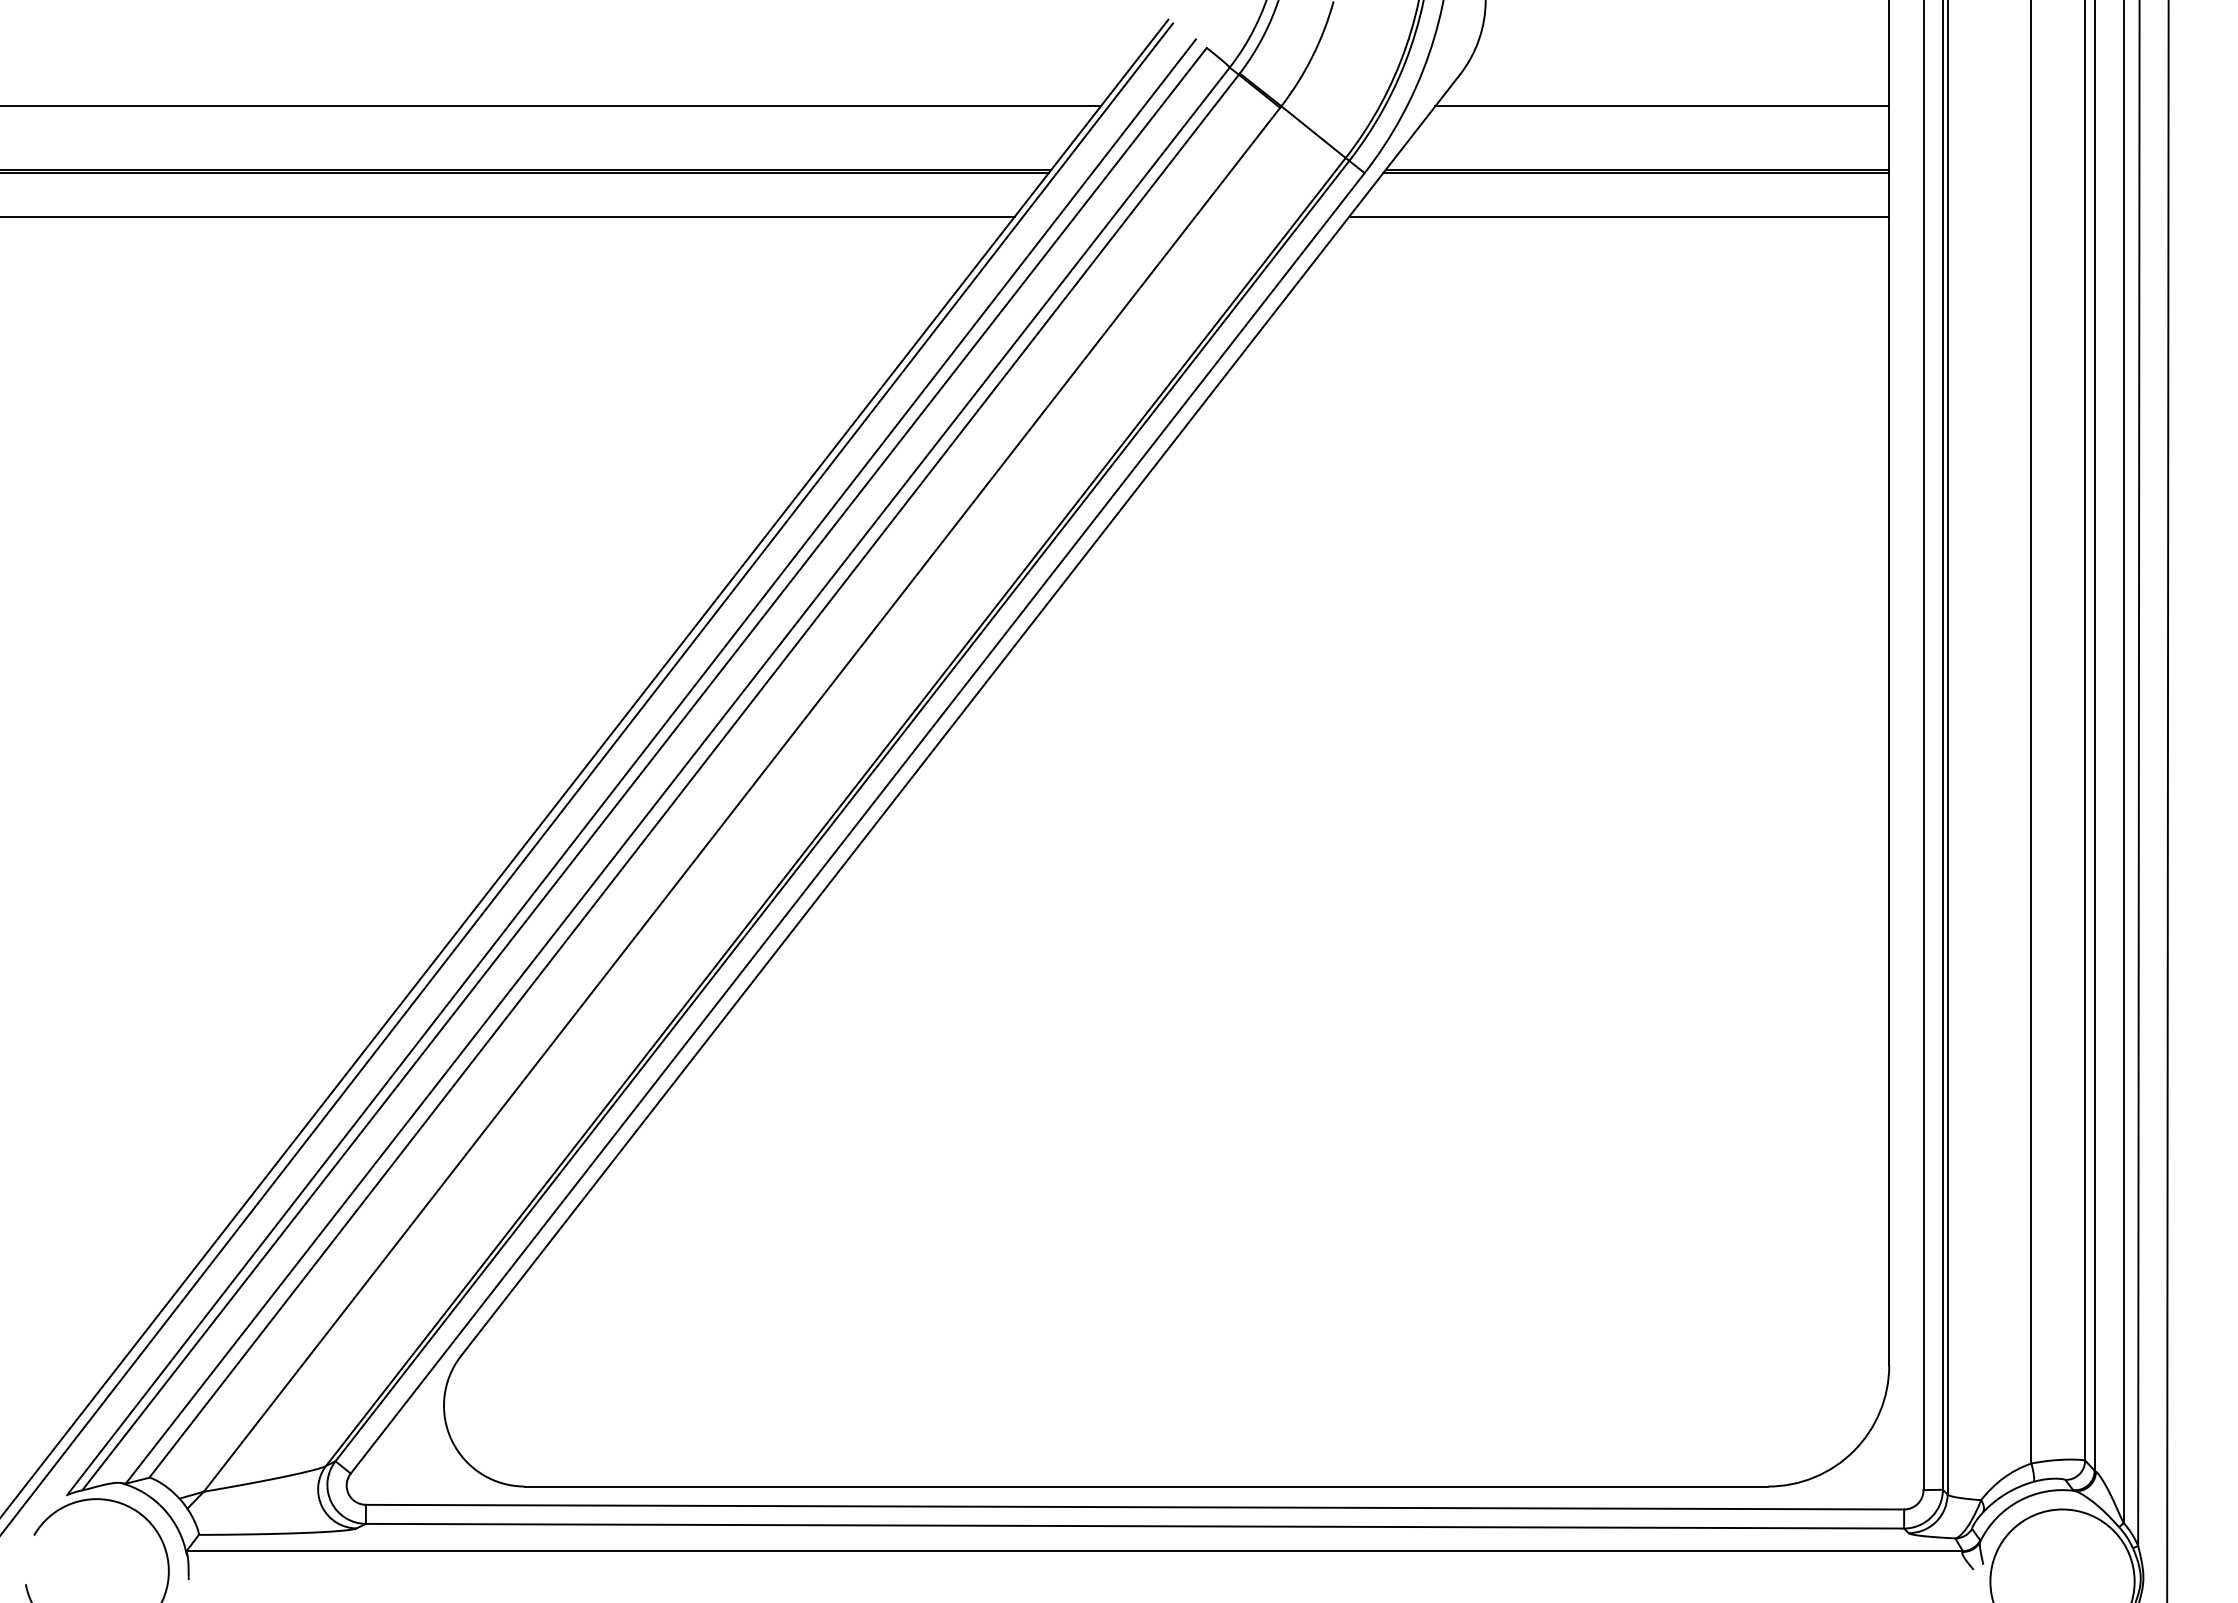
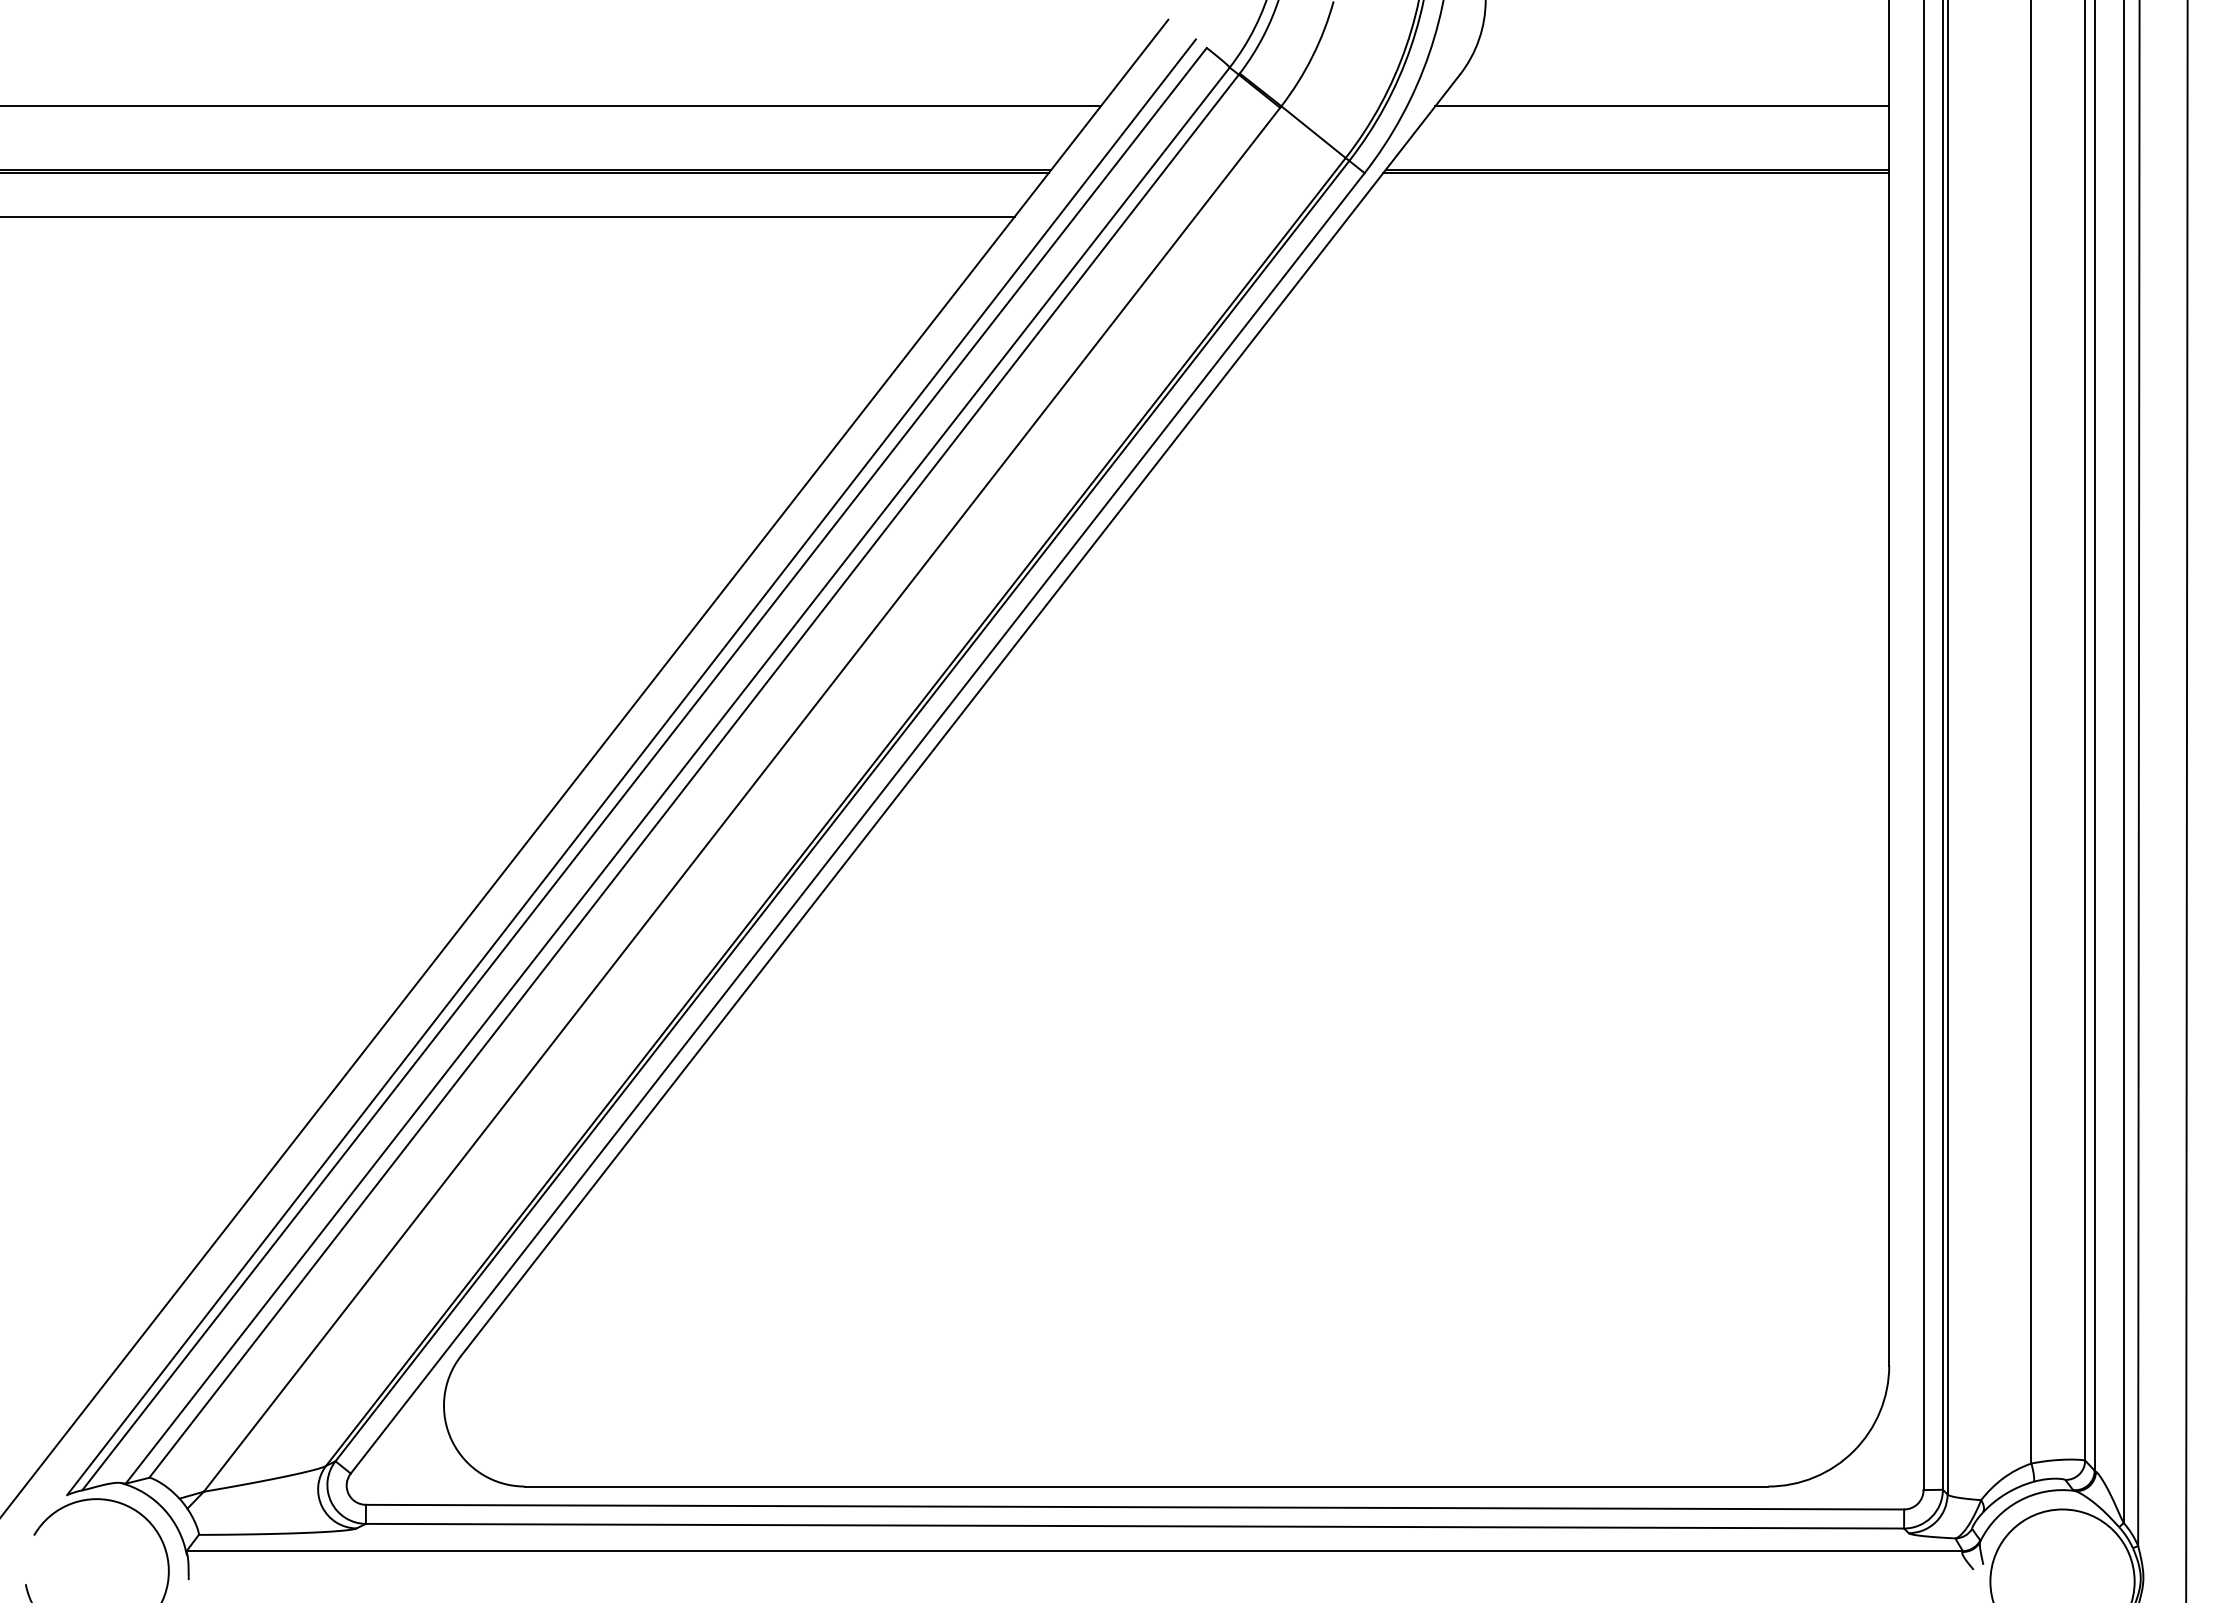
line: present -> none (1619, 217)
line: present -> none (587, 777)
line position: (2167, 800) -> (2186, 800) (2186, 800)
